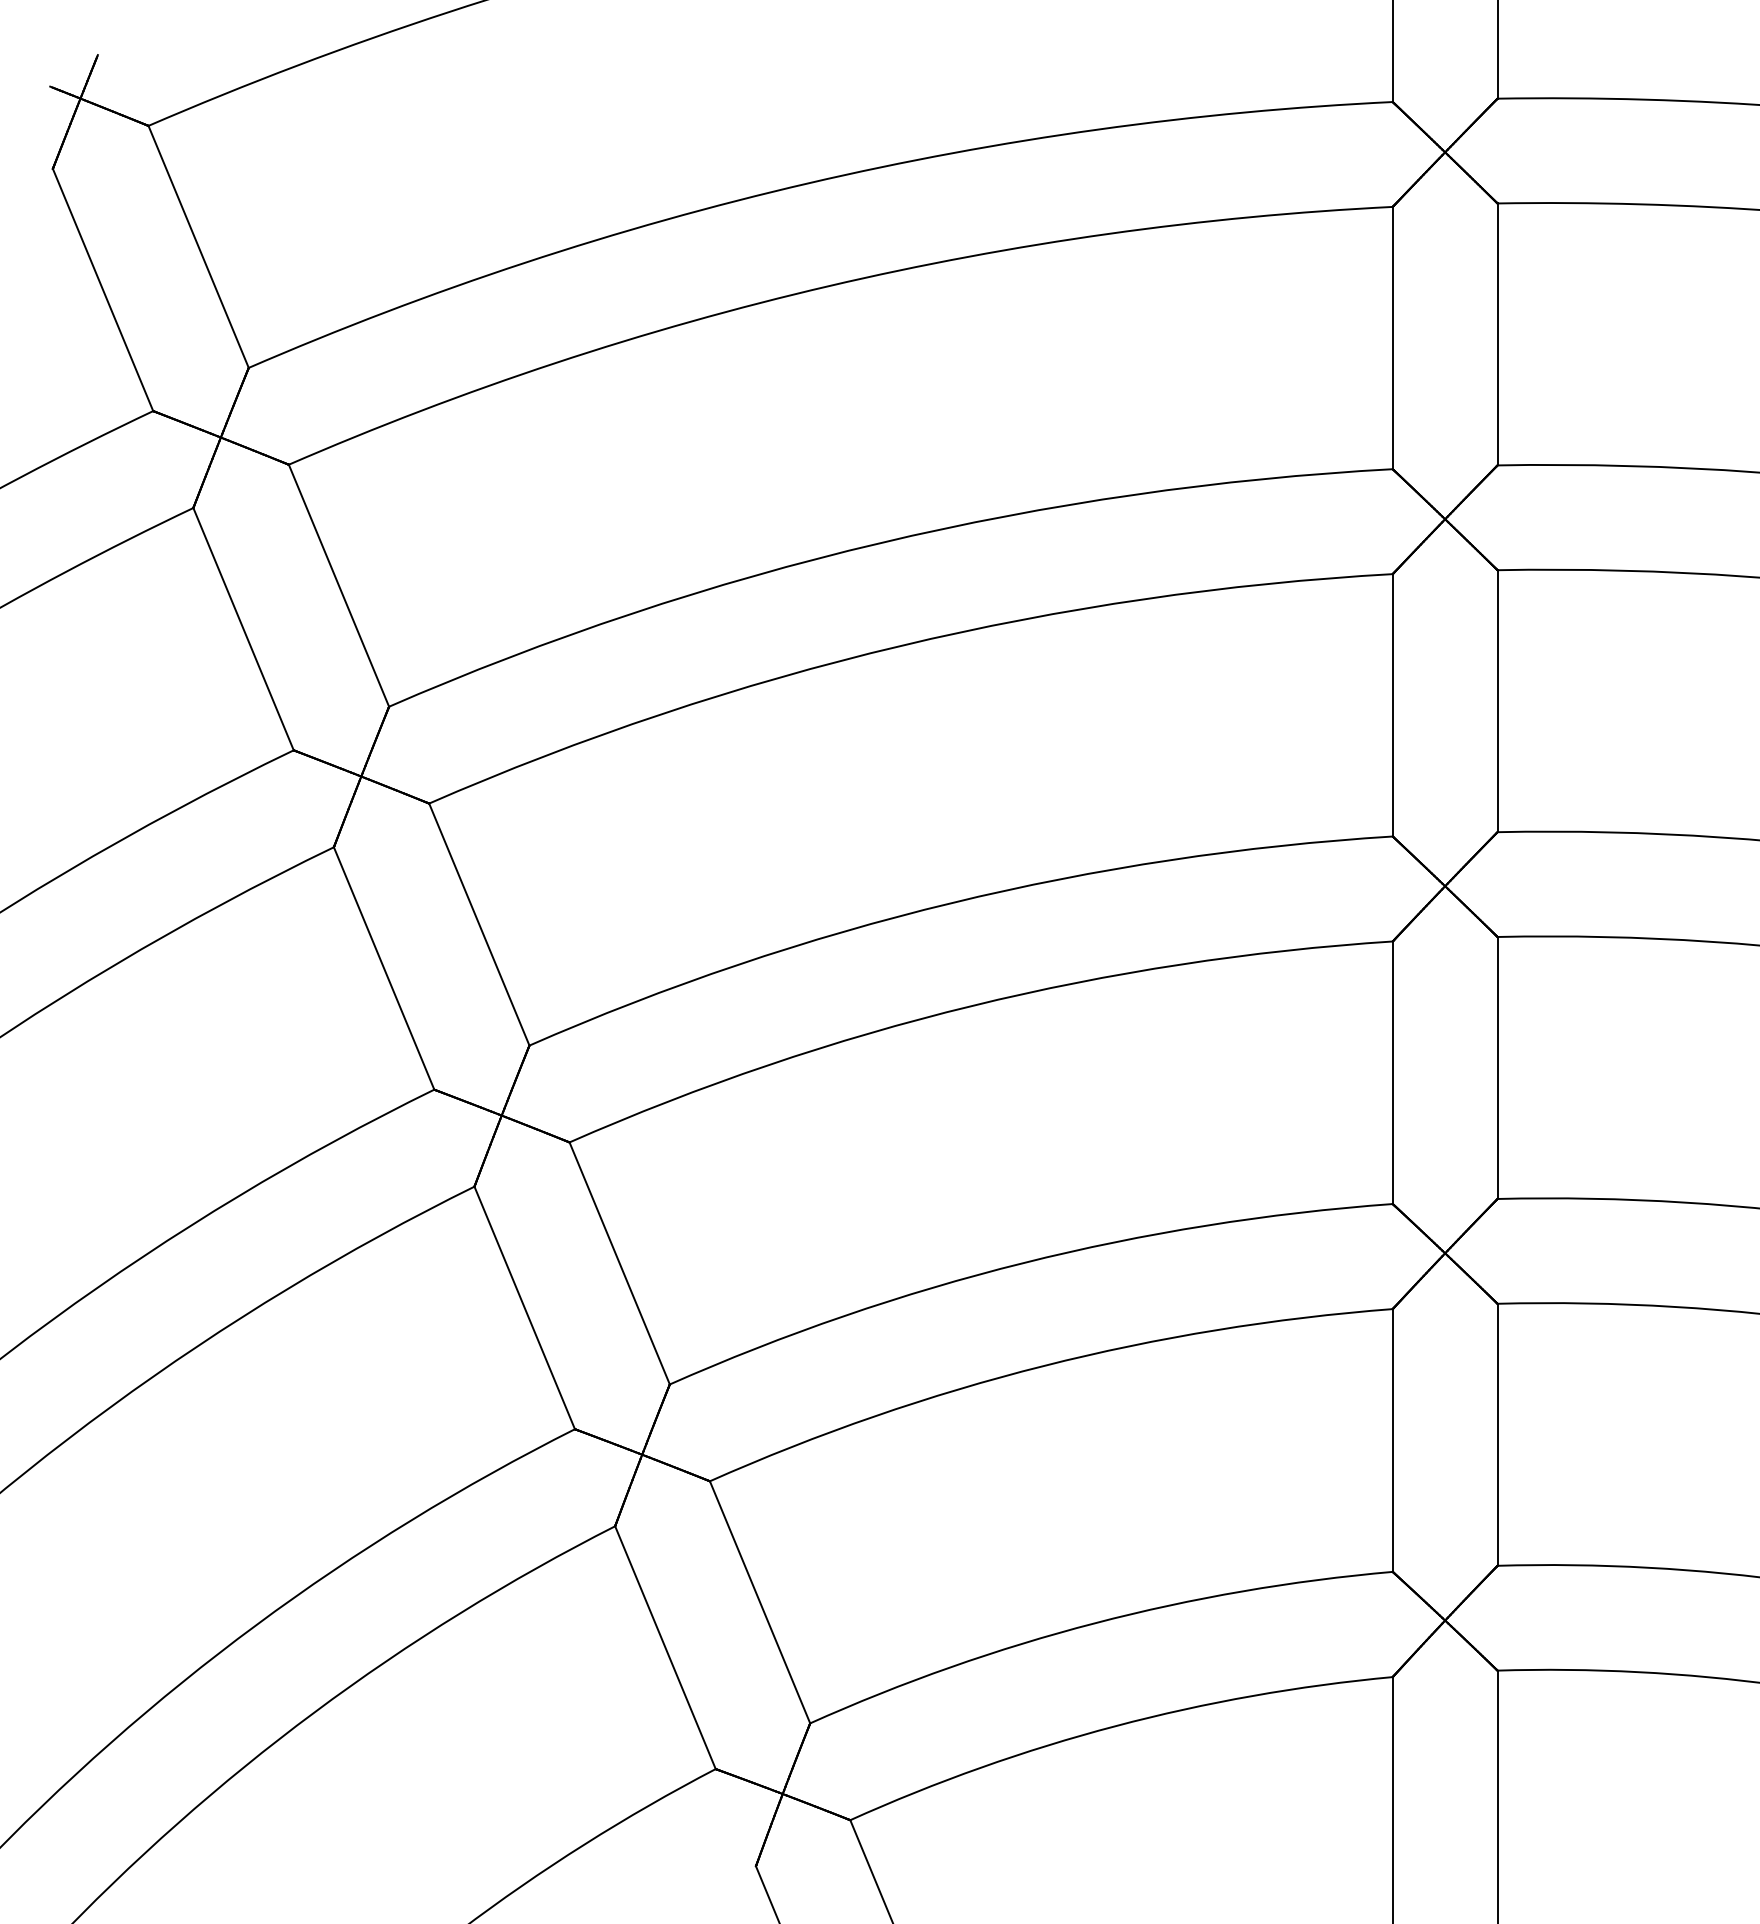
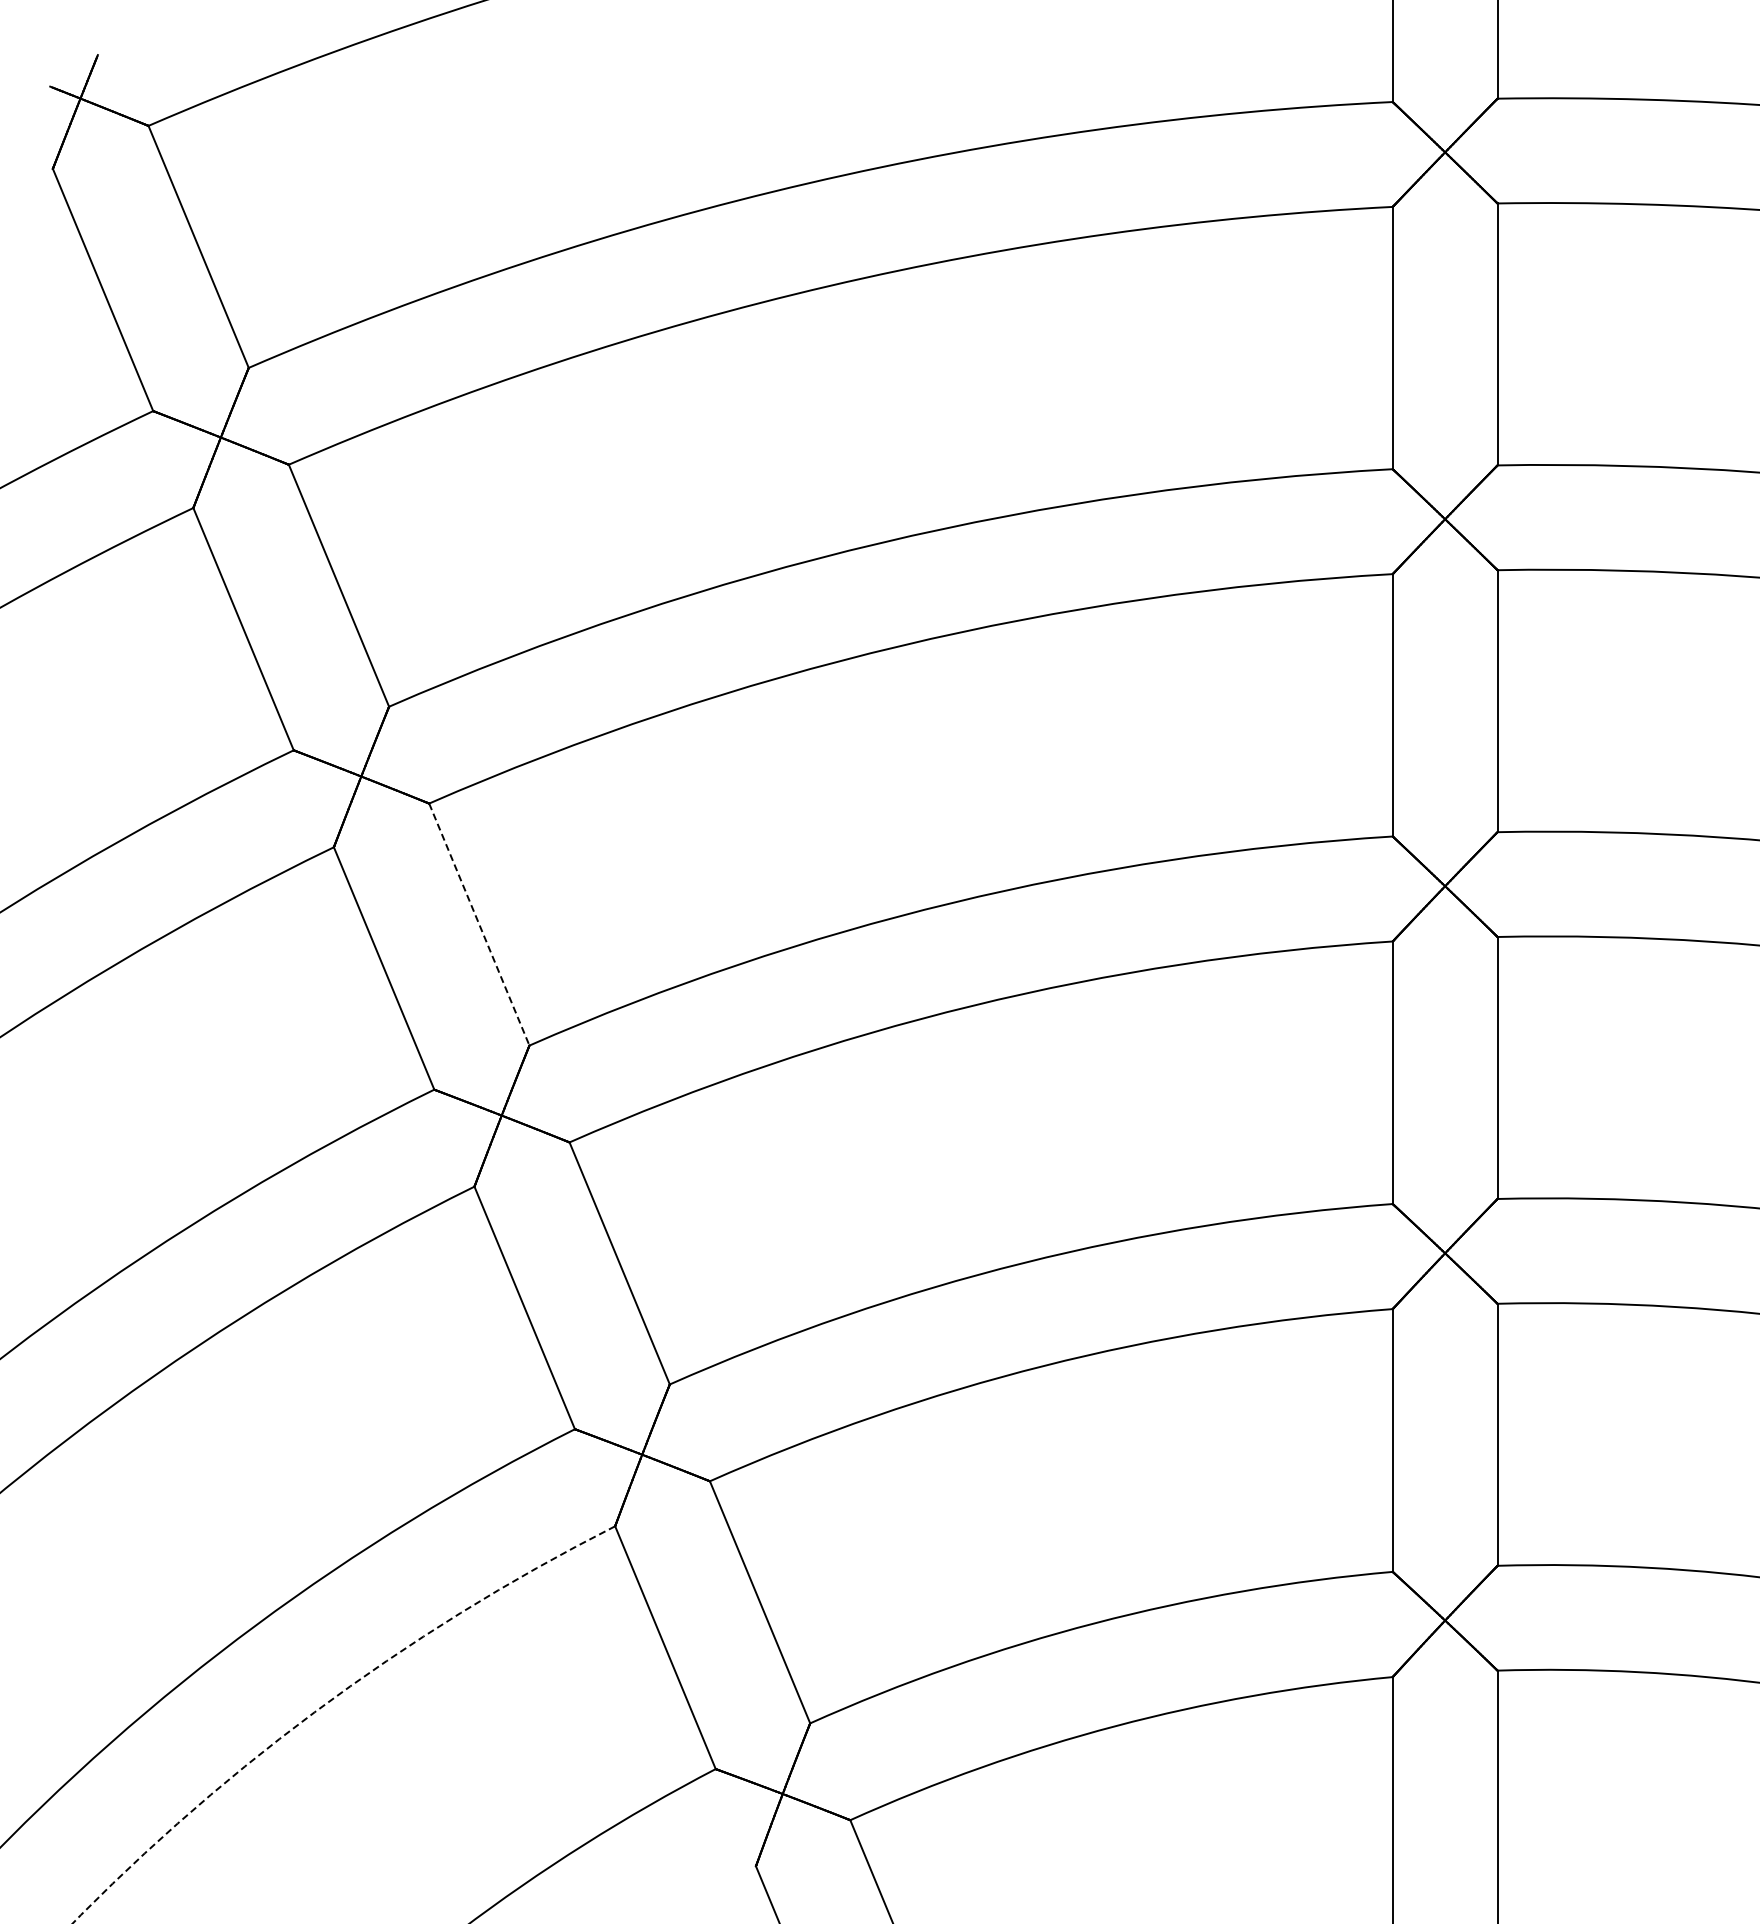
line: solid -> dashed (479, 924)
arc: solid -> dashed (327, 1703)
